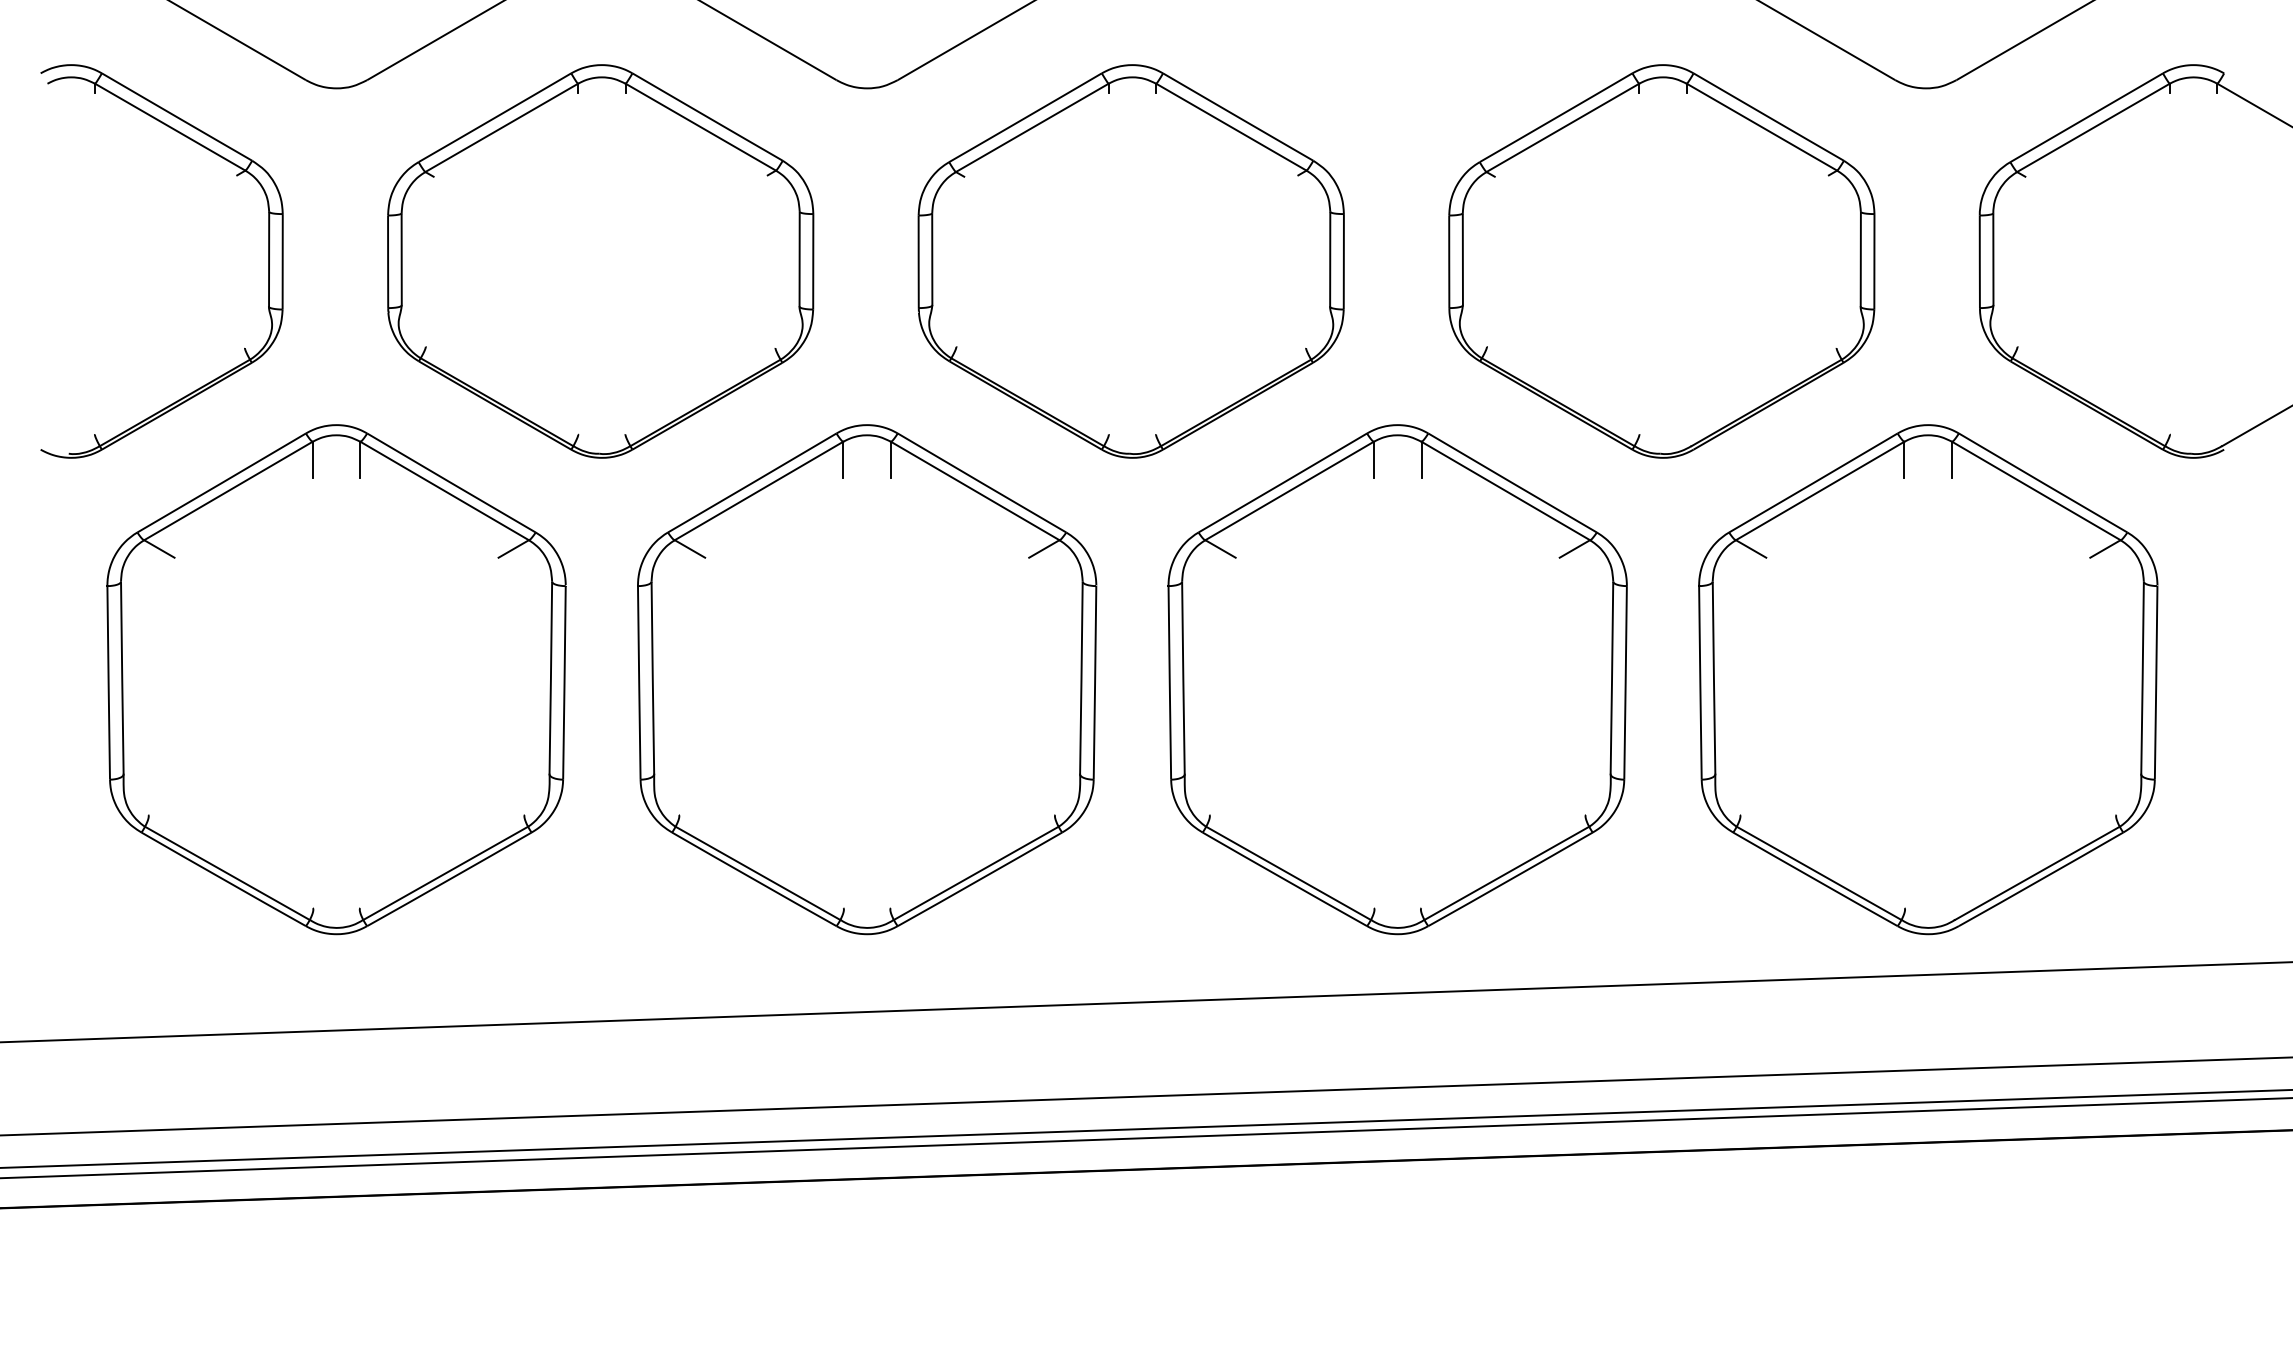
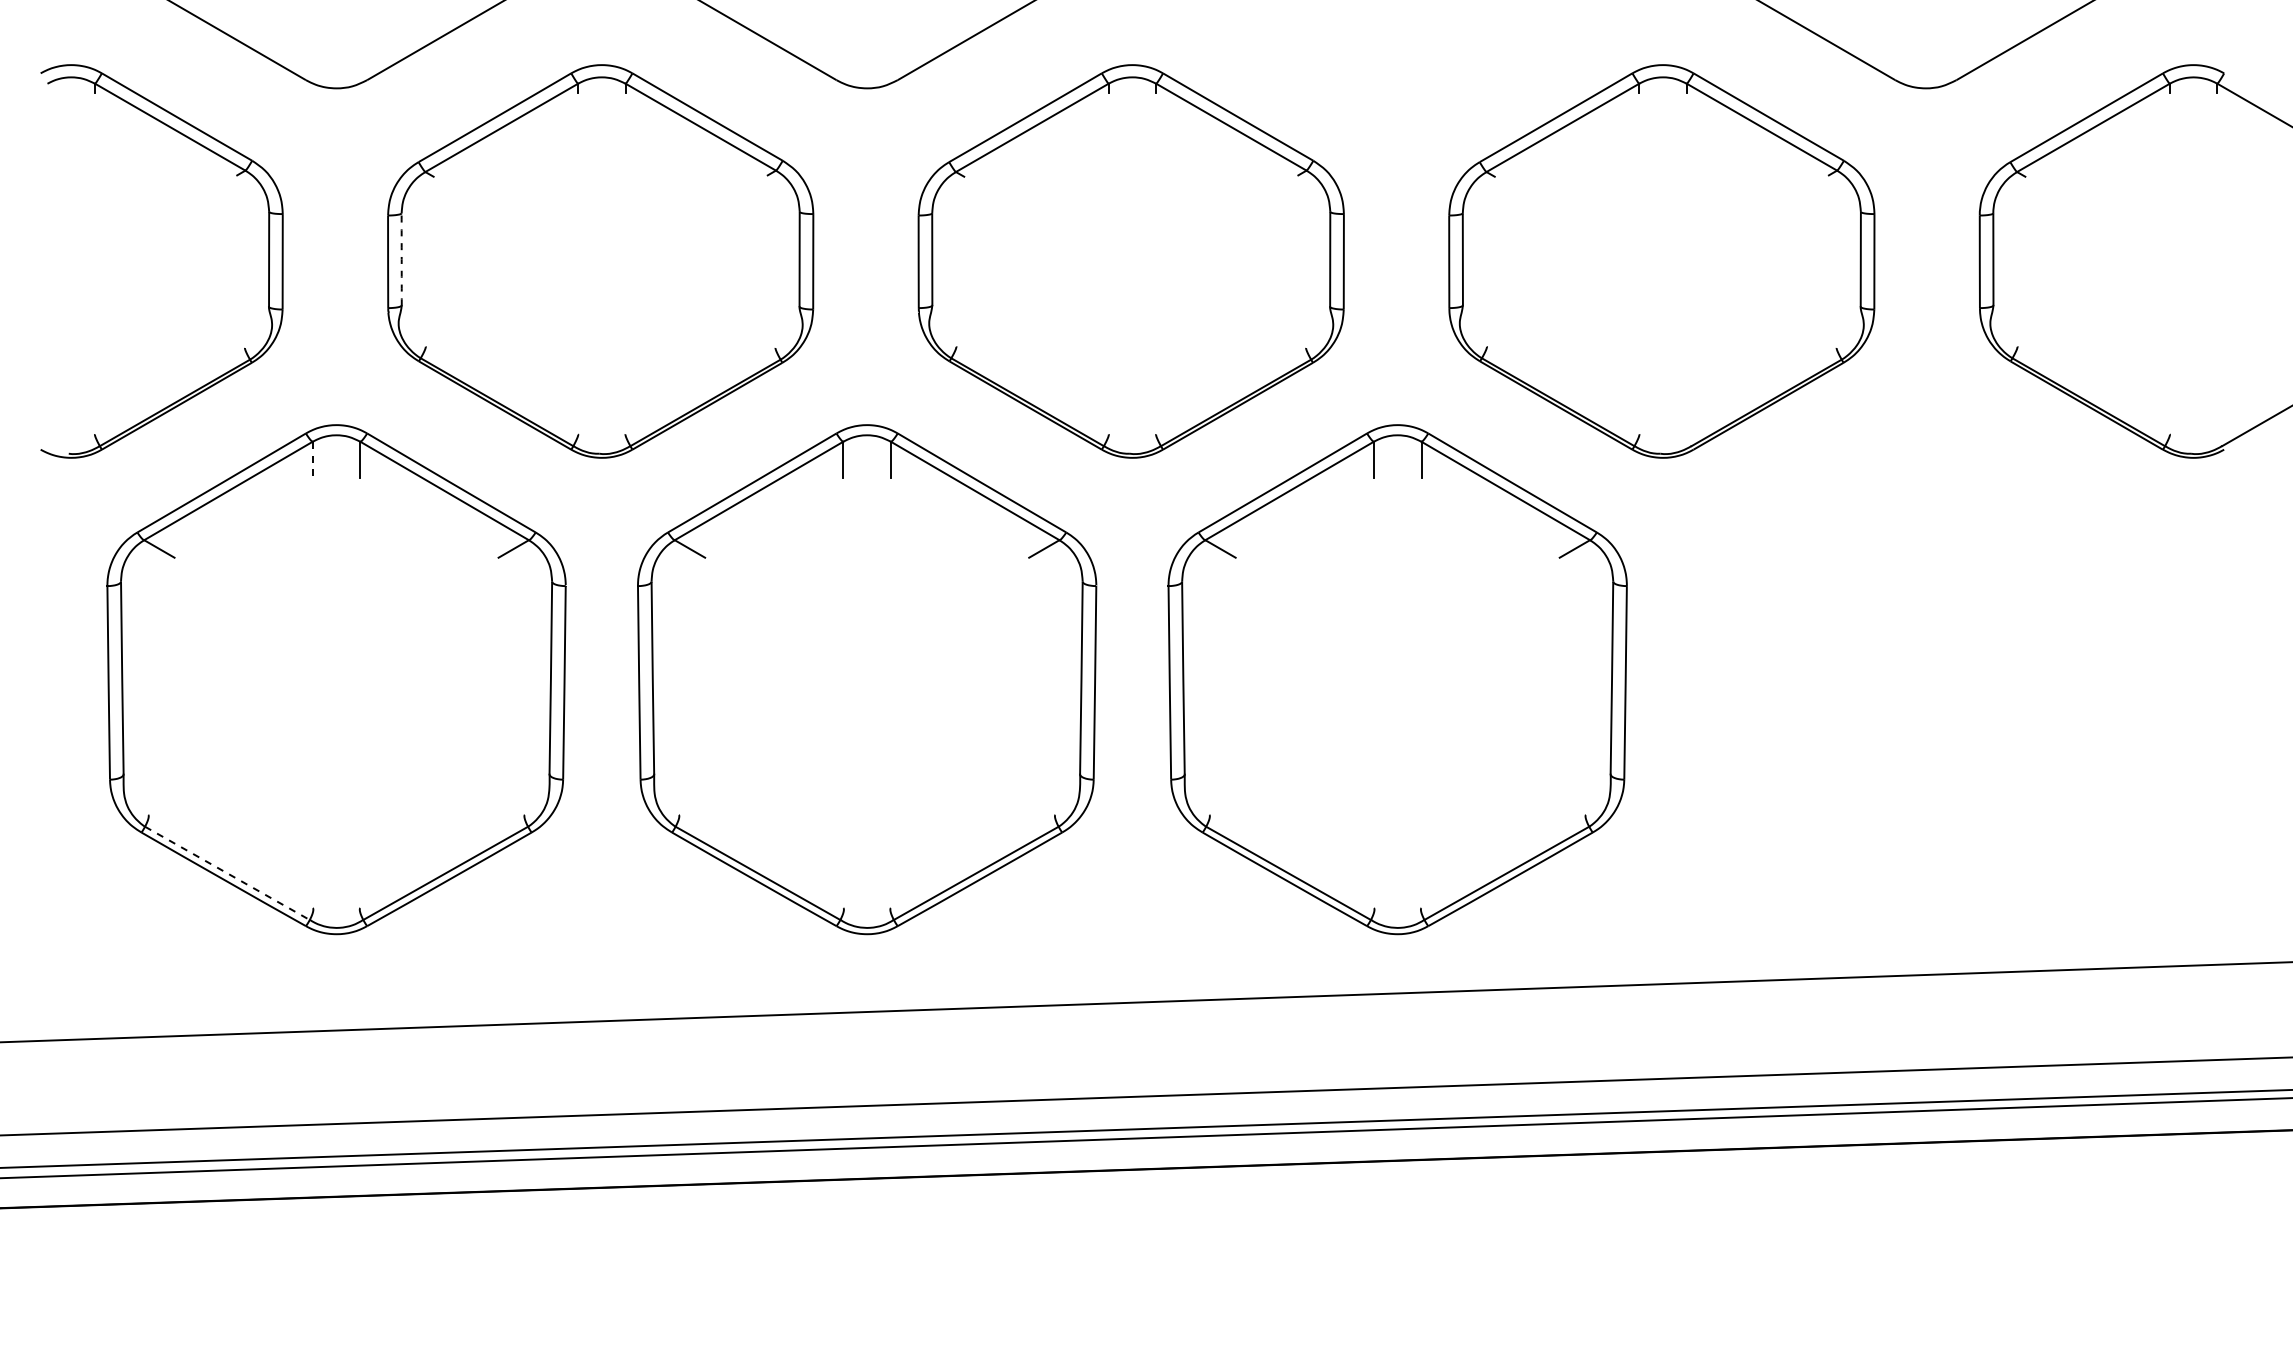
arc: solid -> dashed (401, 258)
line: solid -> dashed (312, 460)
part: present -> none (1928, 679)
line: solid -> dashed (227, 873)
